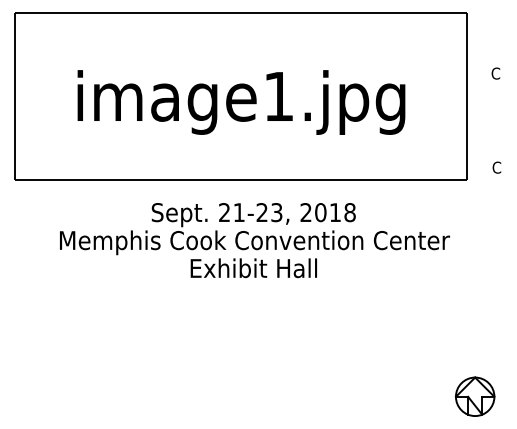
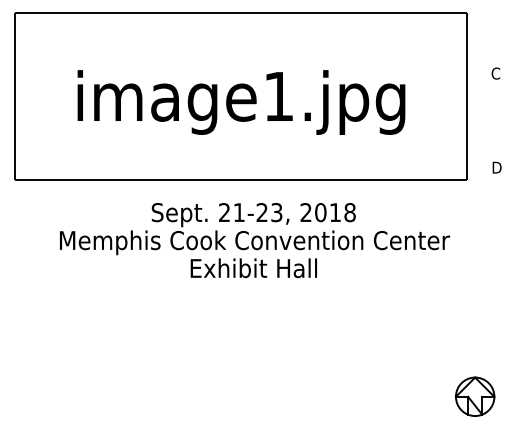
text: C -> D (496, 167)
